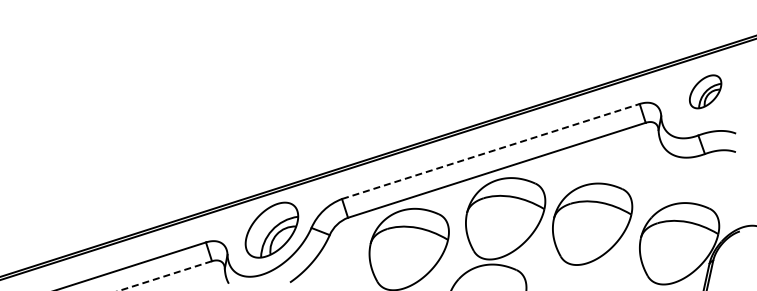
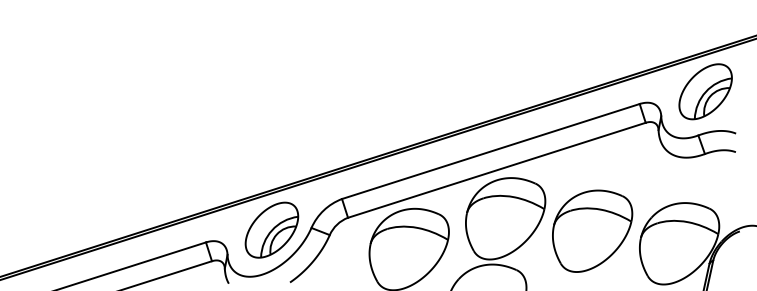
part size: 34x36 px -> 55x58 px (705, 91)
line: dashed -> solid (491, 151)
part position: (592, 223) -> (592, 230) (592, 230)
line: dashed -> solid (165, 276)
